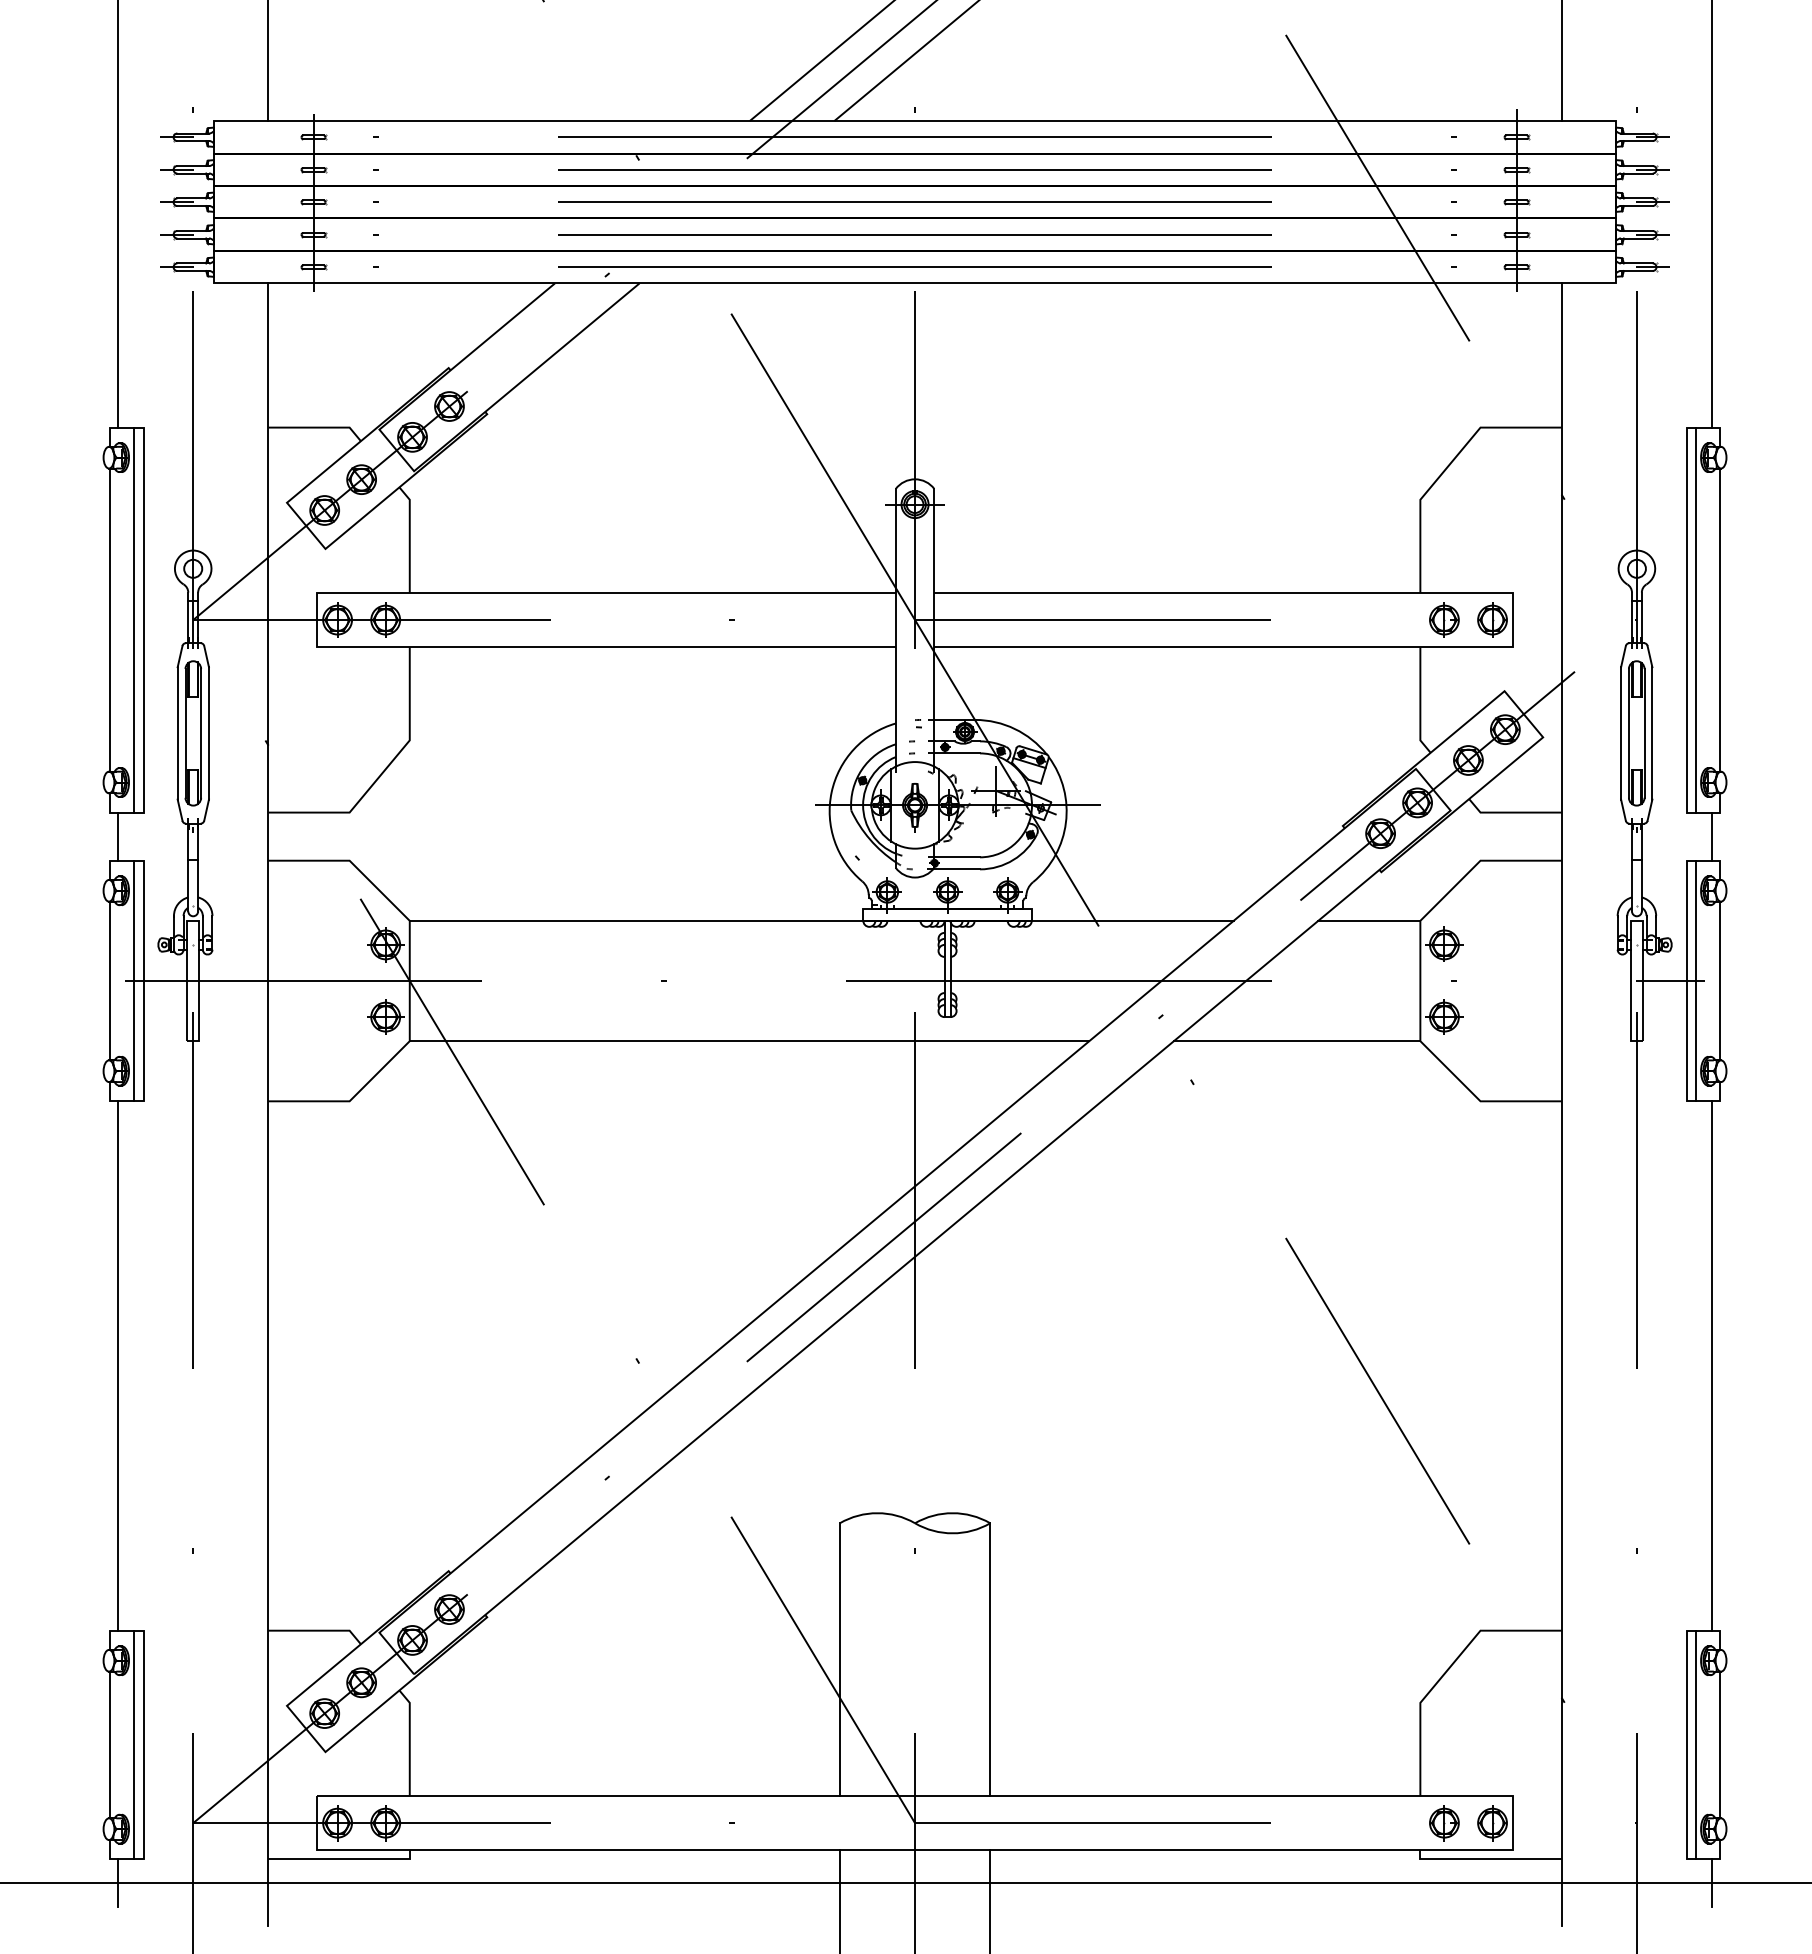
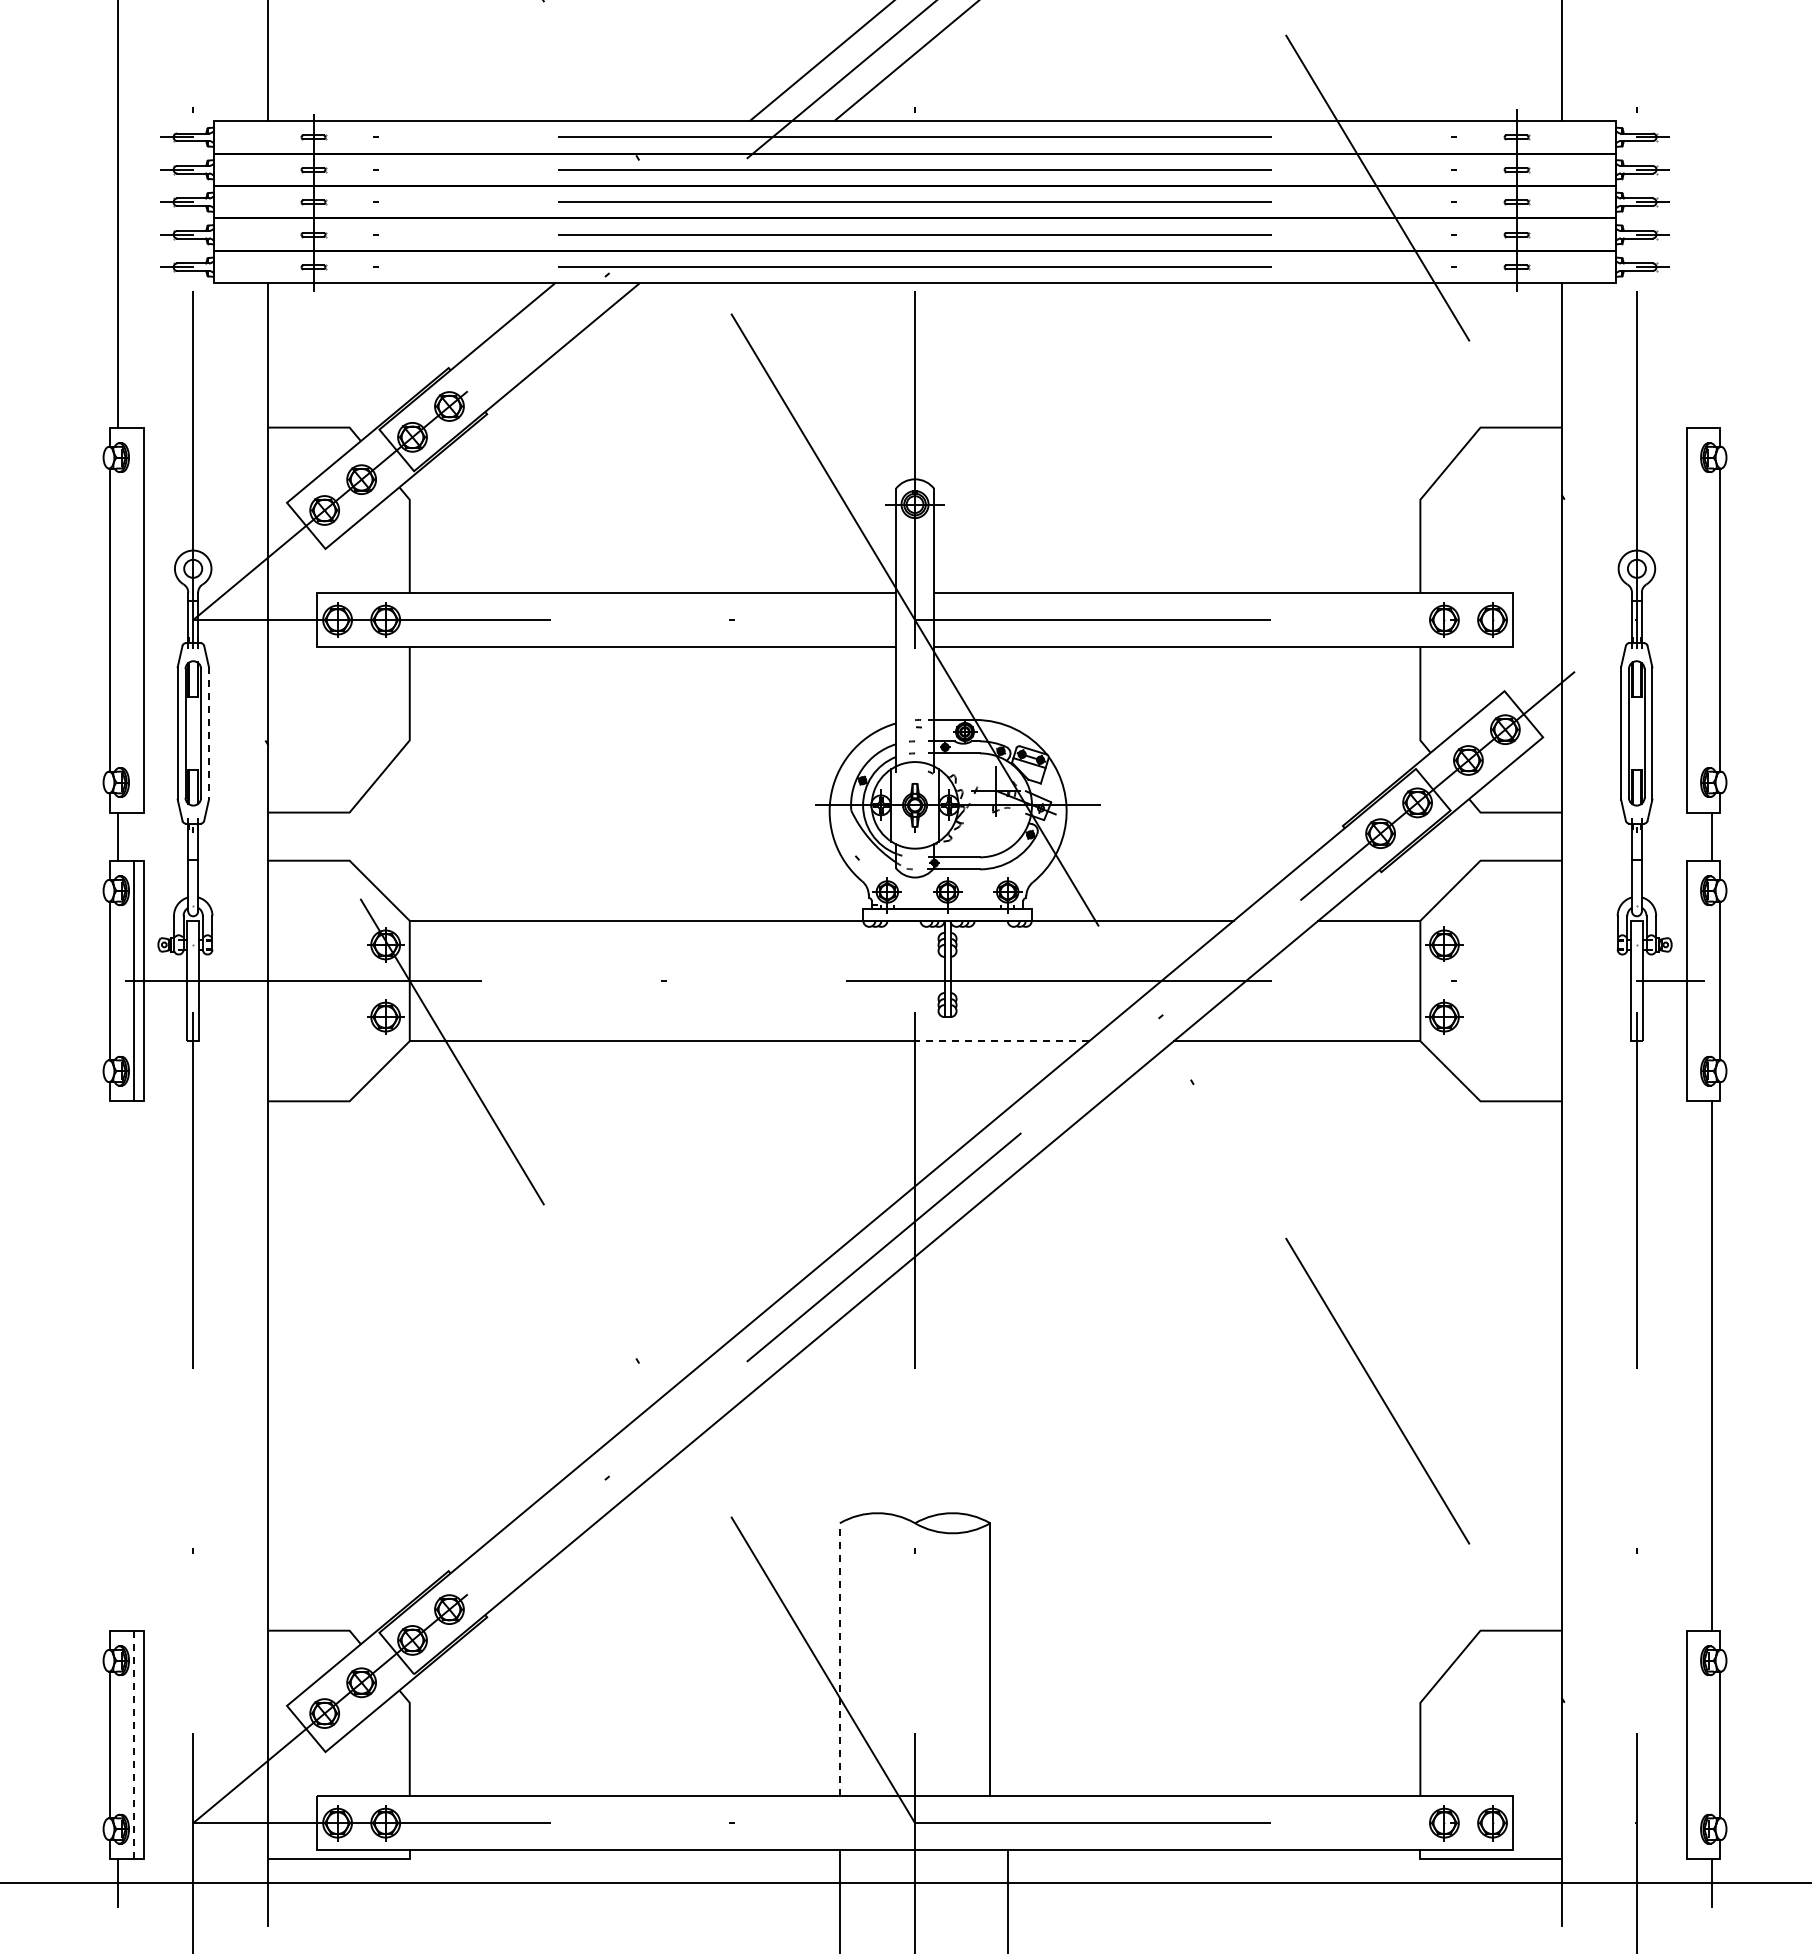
line: present -> none (1712, 214)
line: present -> none (133, 619)
line: present -> none (1696, 619)
line: solid -> dashed (208, 733)
line: present -> none (1696, 980)
line: solid -> dashed (1001, 1041)
line: present -> none (118, 1365)
line: solid -> dashed (839, 1659)
line: present -> none (1696, 1744)
line: solid -> dashed (133, 1745)
line position: (990, 1900) -> (1008, 1900) (1008, 1900)
